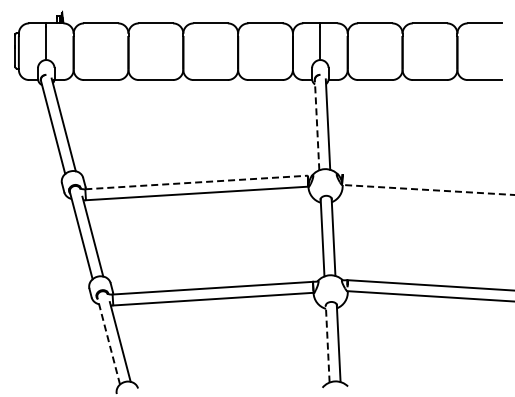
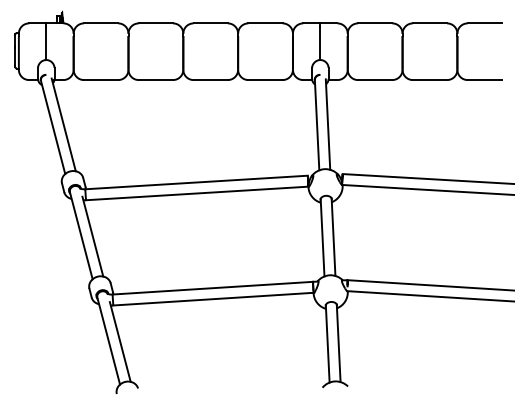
line: dashed -> solid (317, 124)
line: none -> present (426, 178)
line: dashed -> solid (197, 182)
line: dashed -> solid (427, 189)
line: dashed -> solid (108, 339)
line: dashed -> solid (327, 343)
